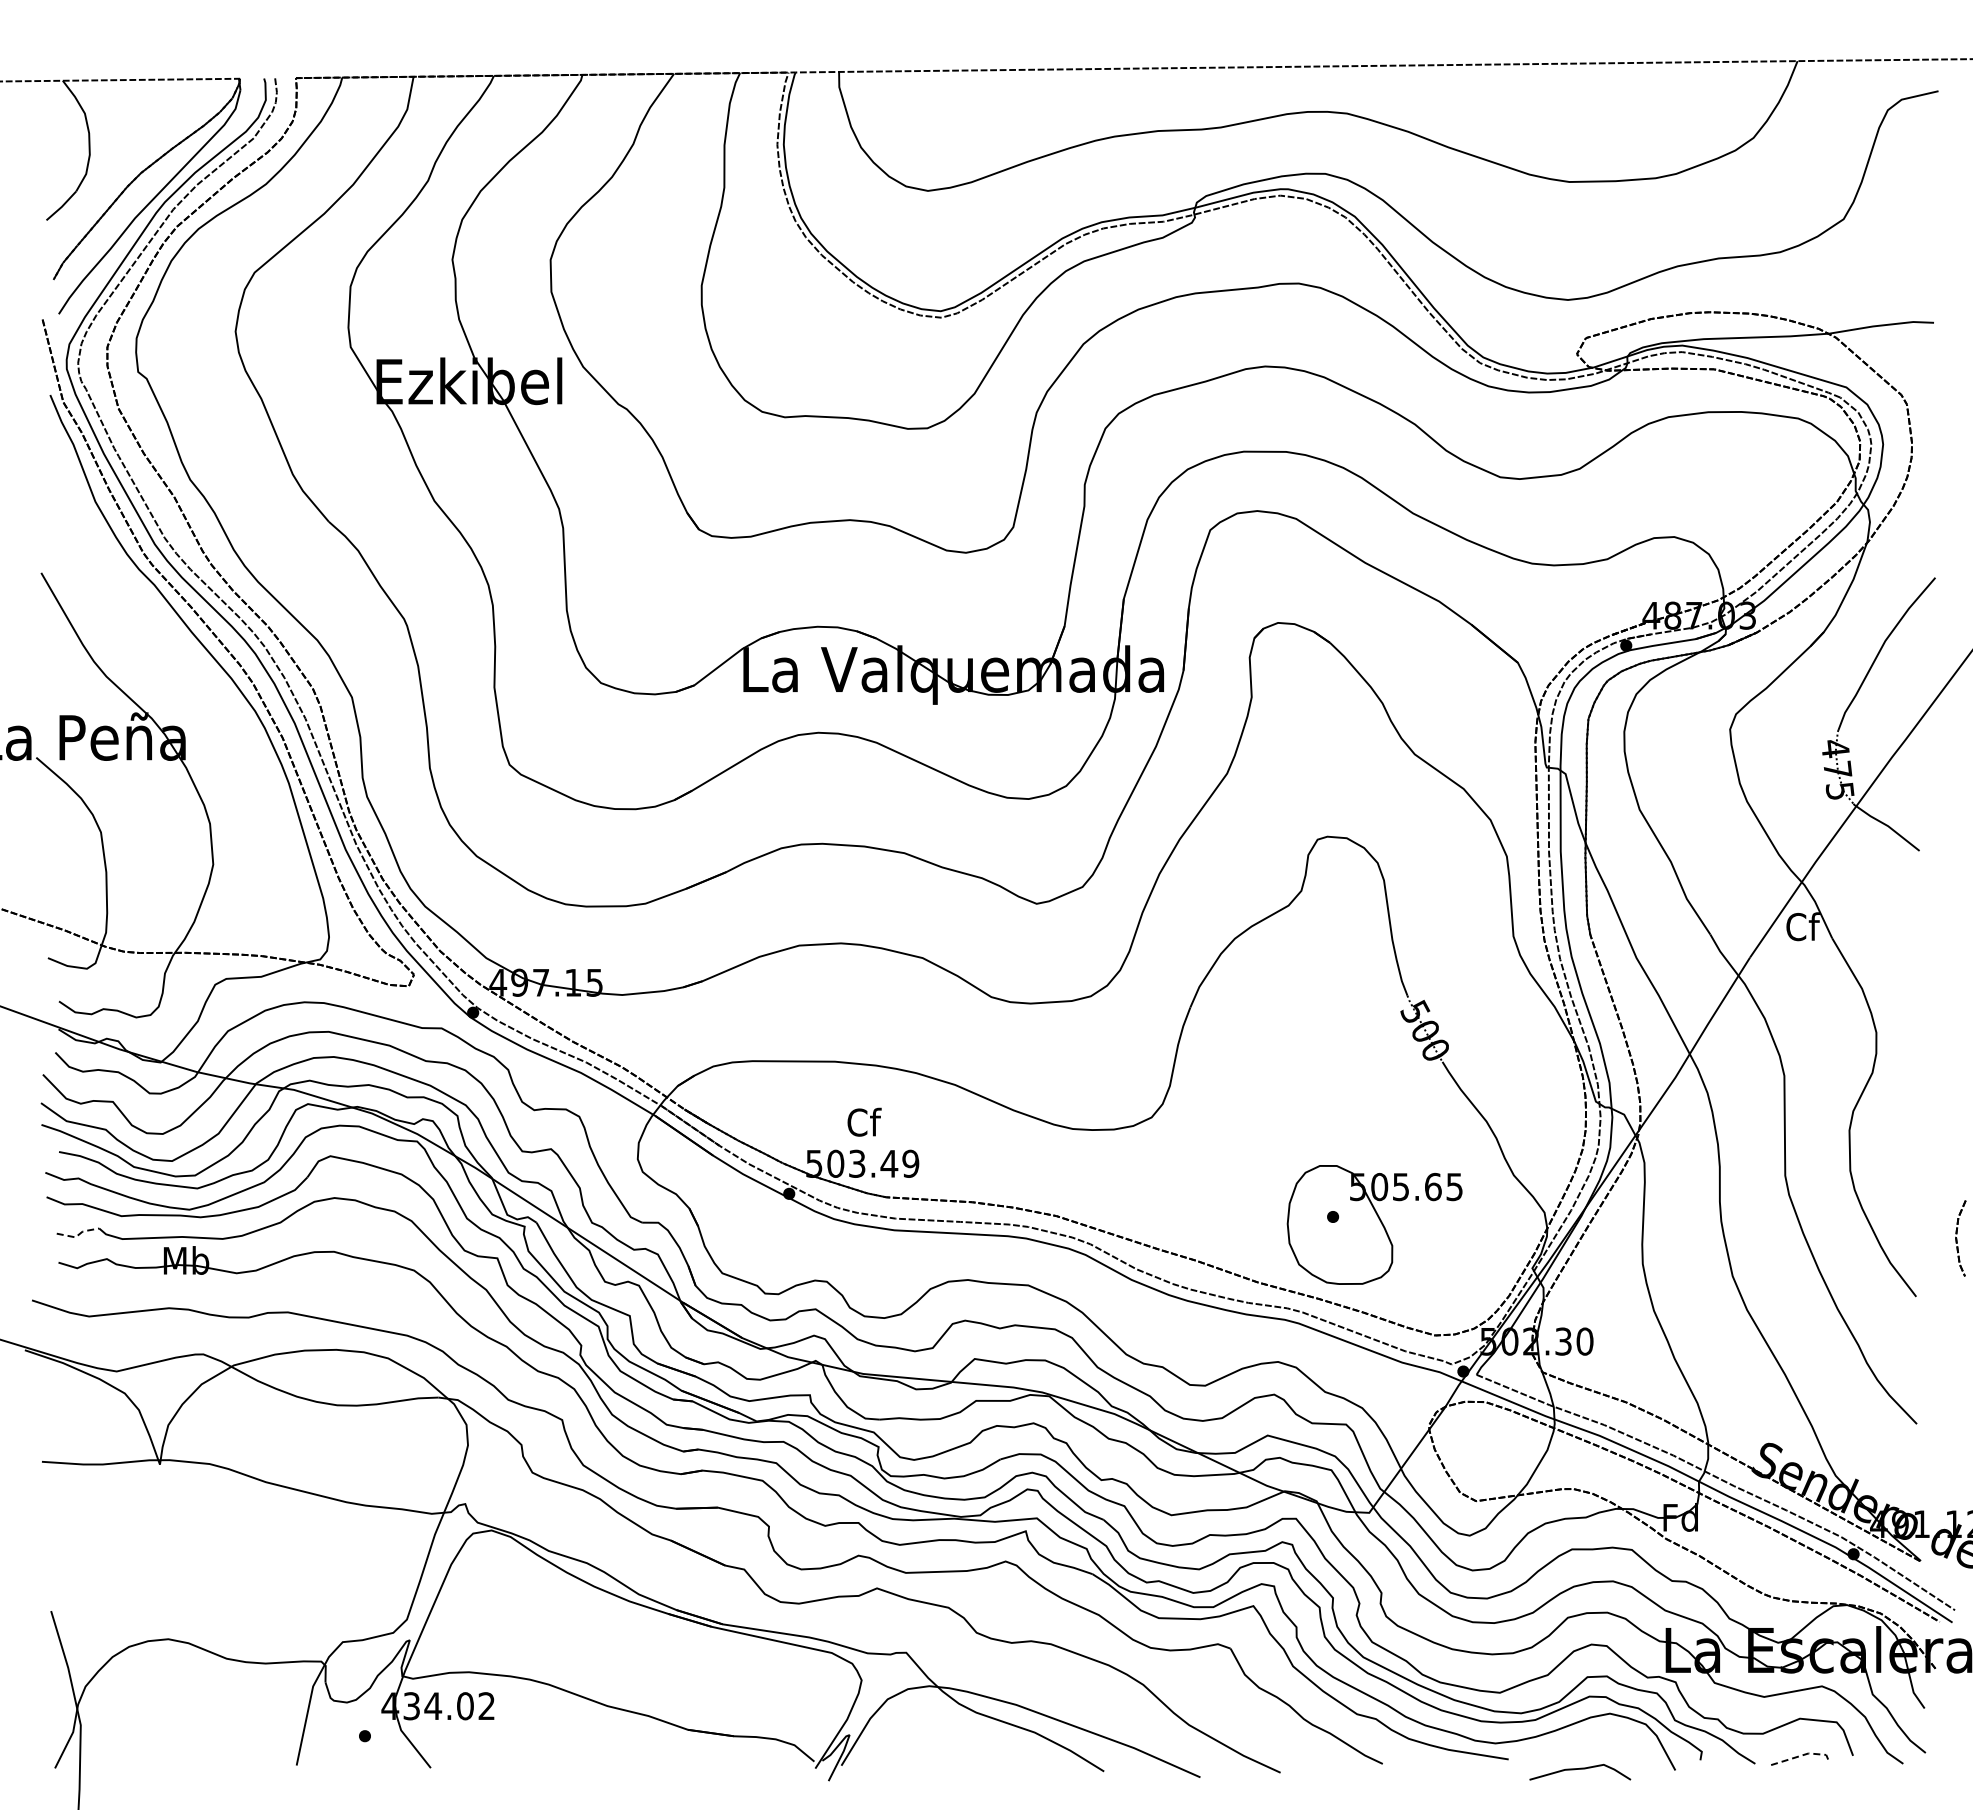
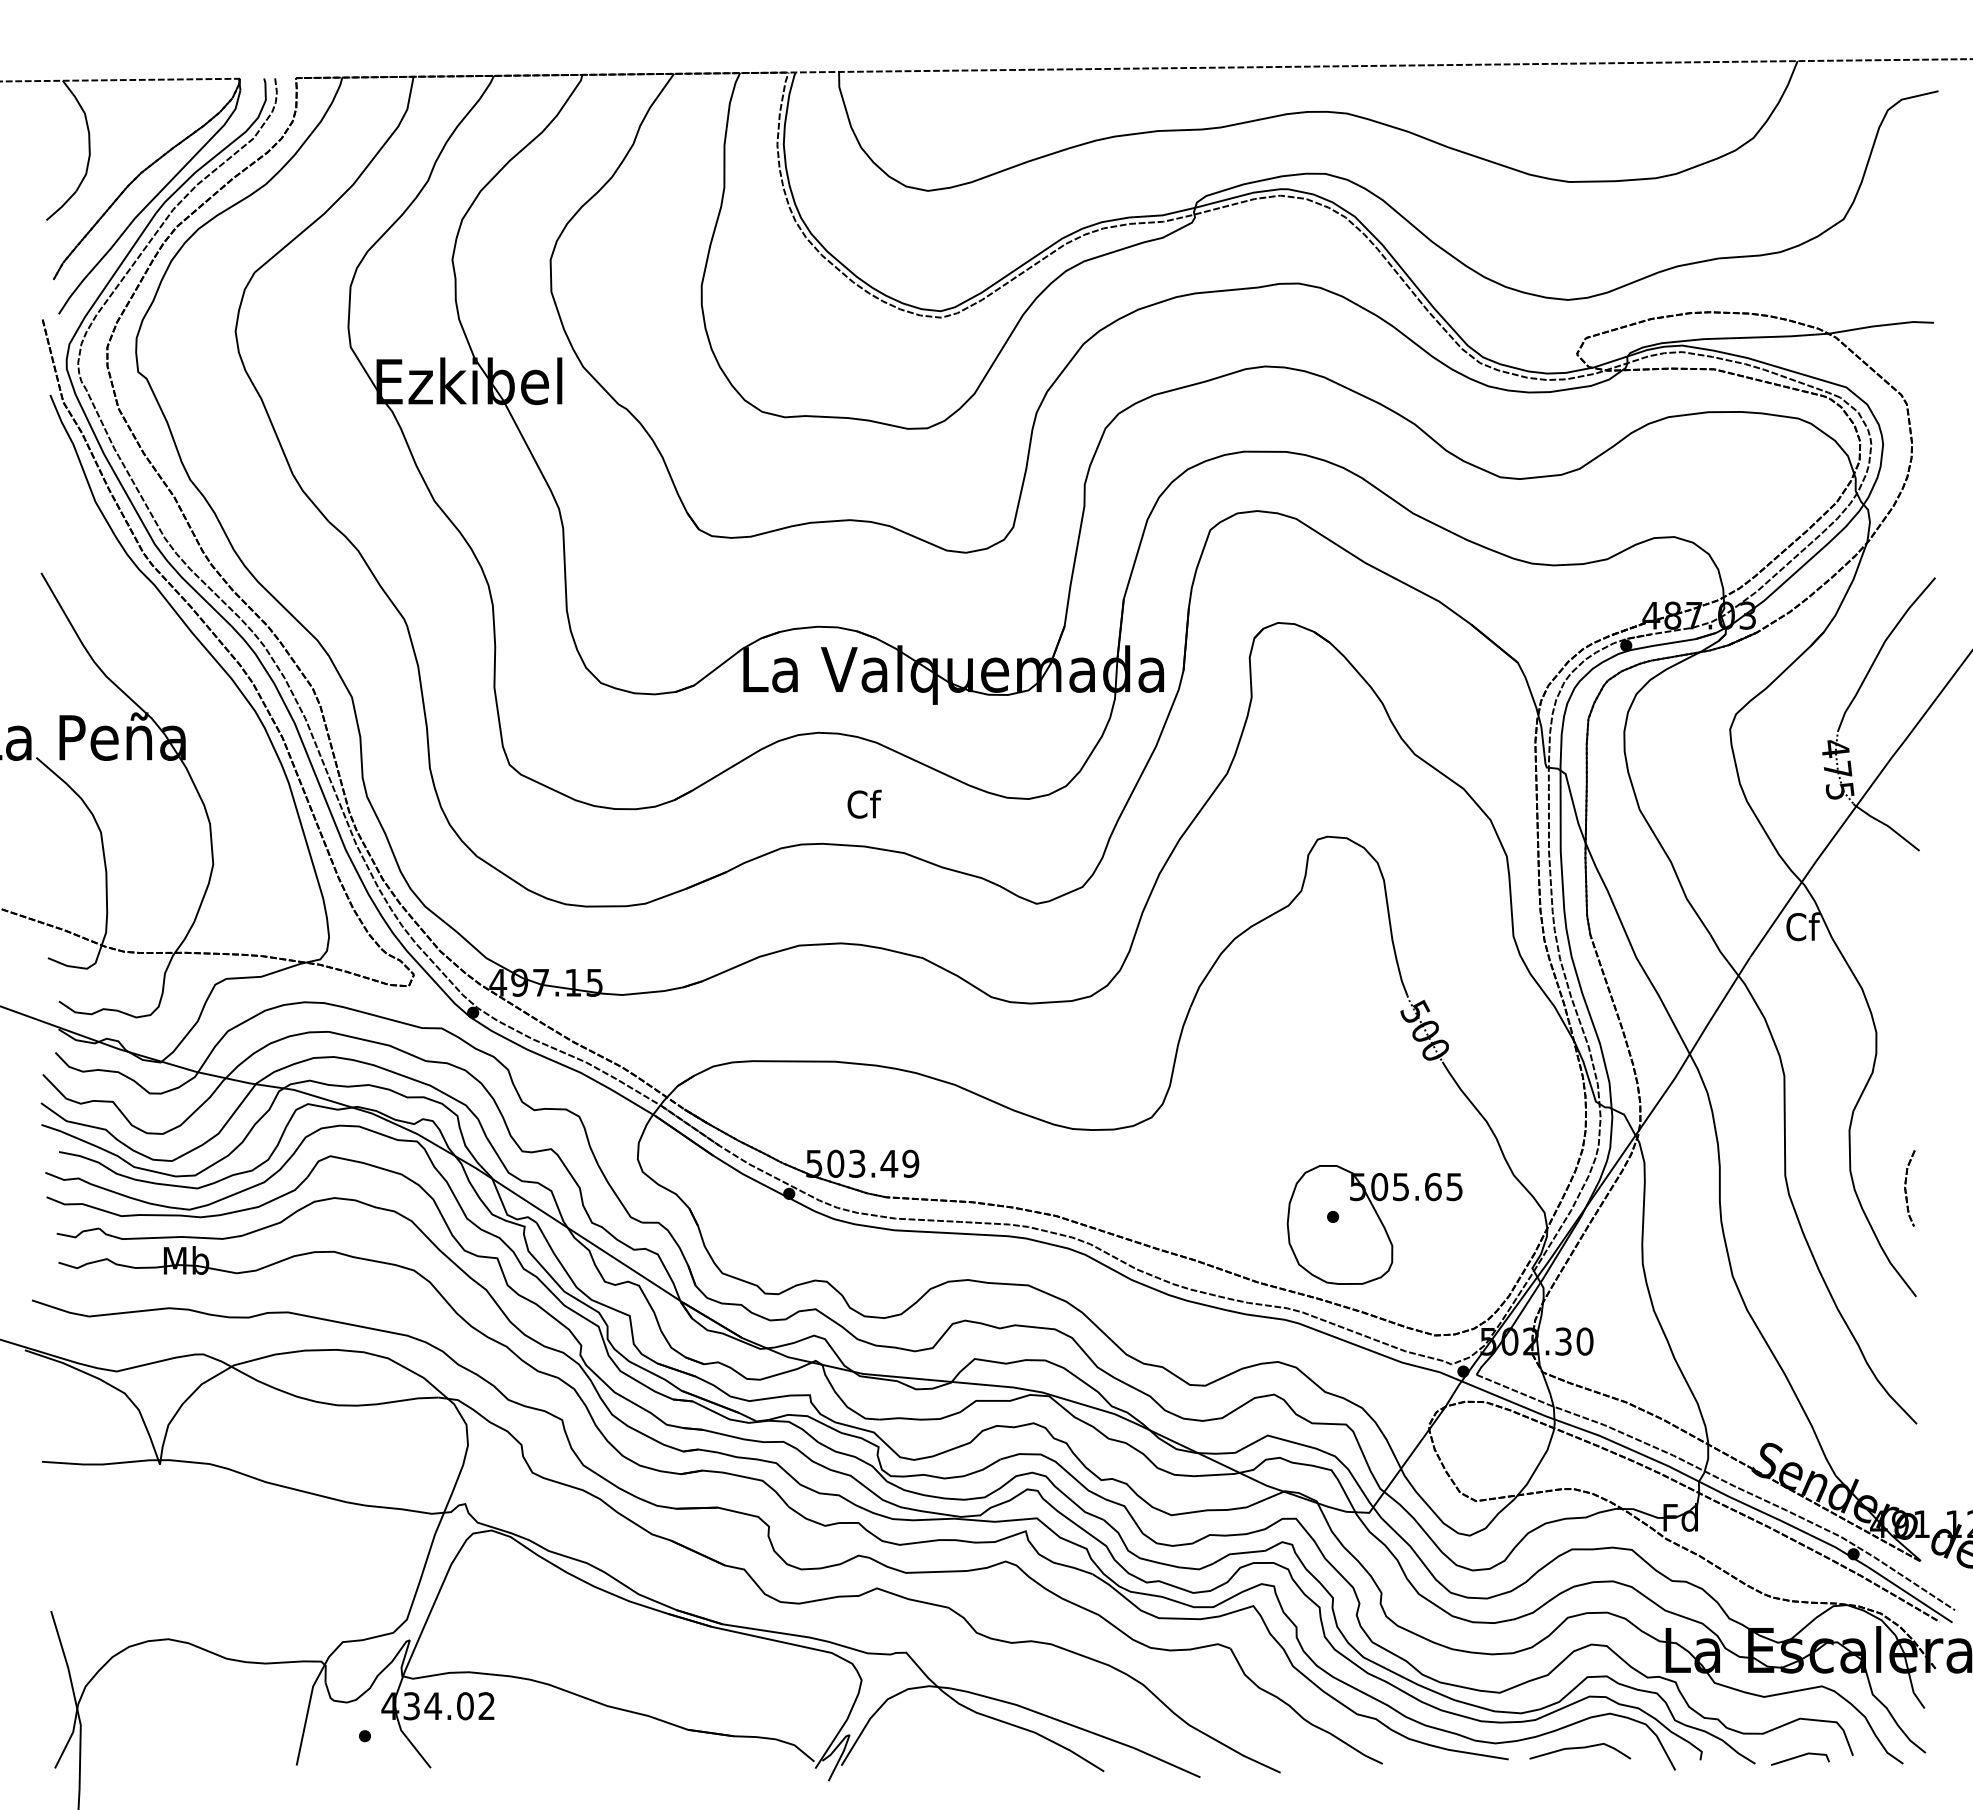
text position: (864, 1121) -> (864, 803) (864, 803)
line: dashed -> solid (78, 1235)
part position: (1960, 1238) -> (1909, 1188) (1909, 1188)
line: dashed -> solid (1802, 1755)
curve position: (1580, 1769) -> (1580, 1748) (1580, 1748)
